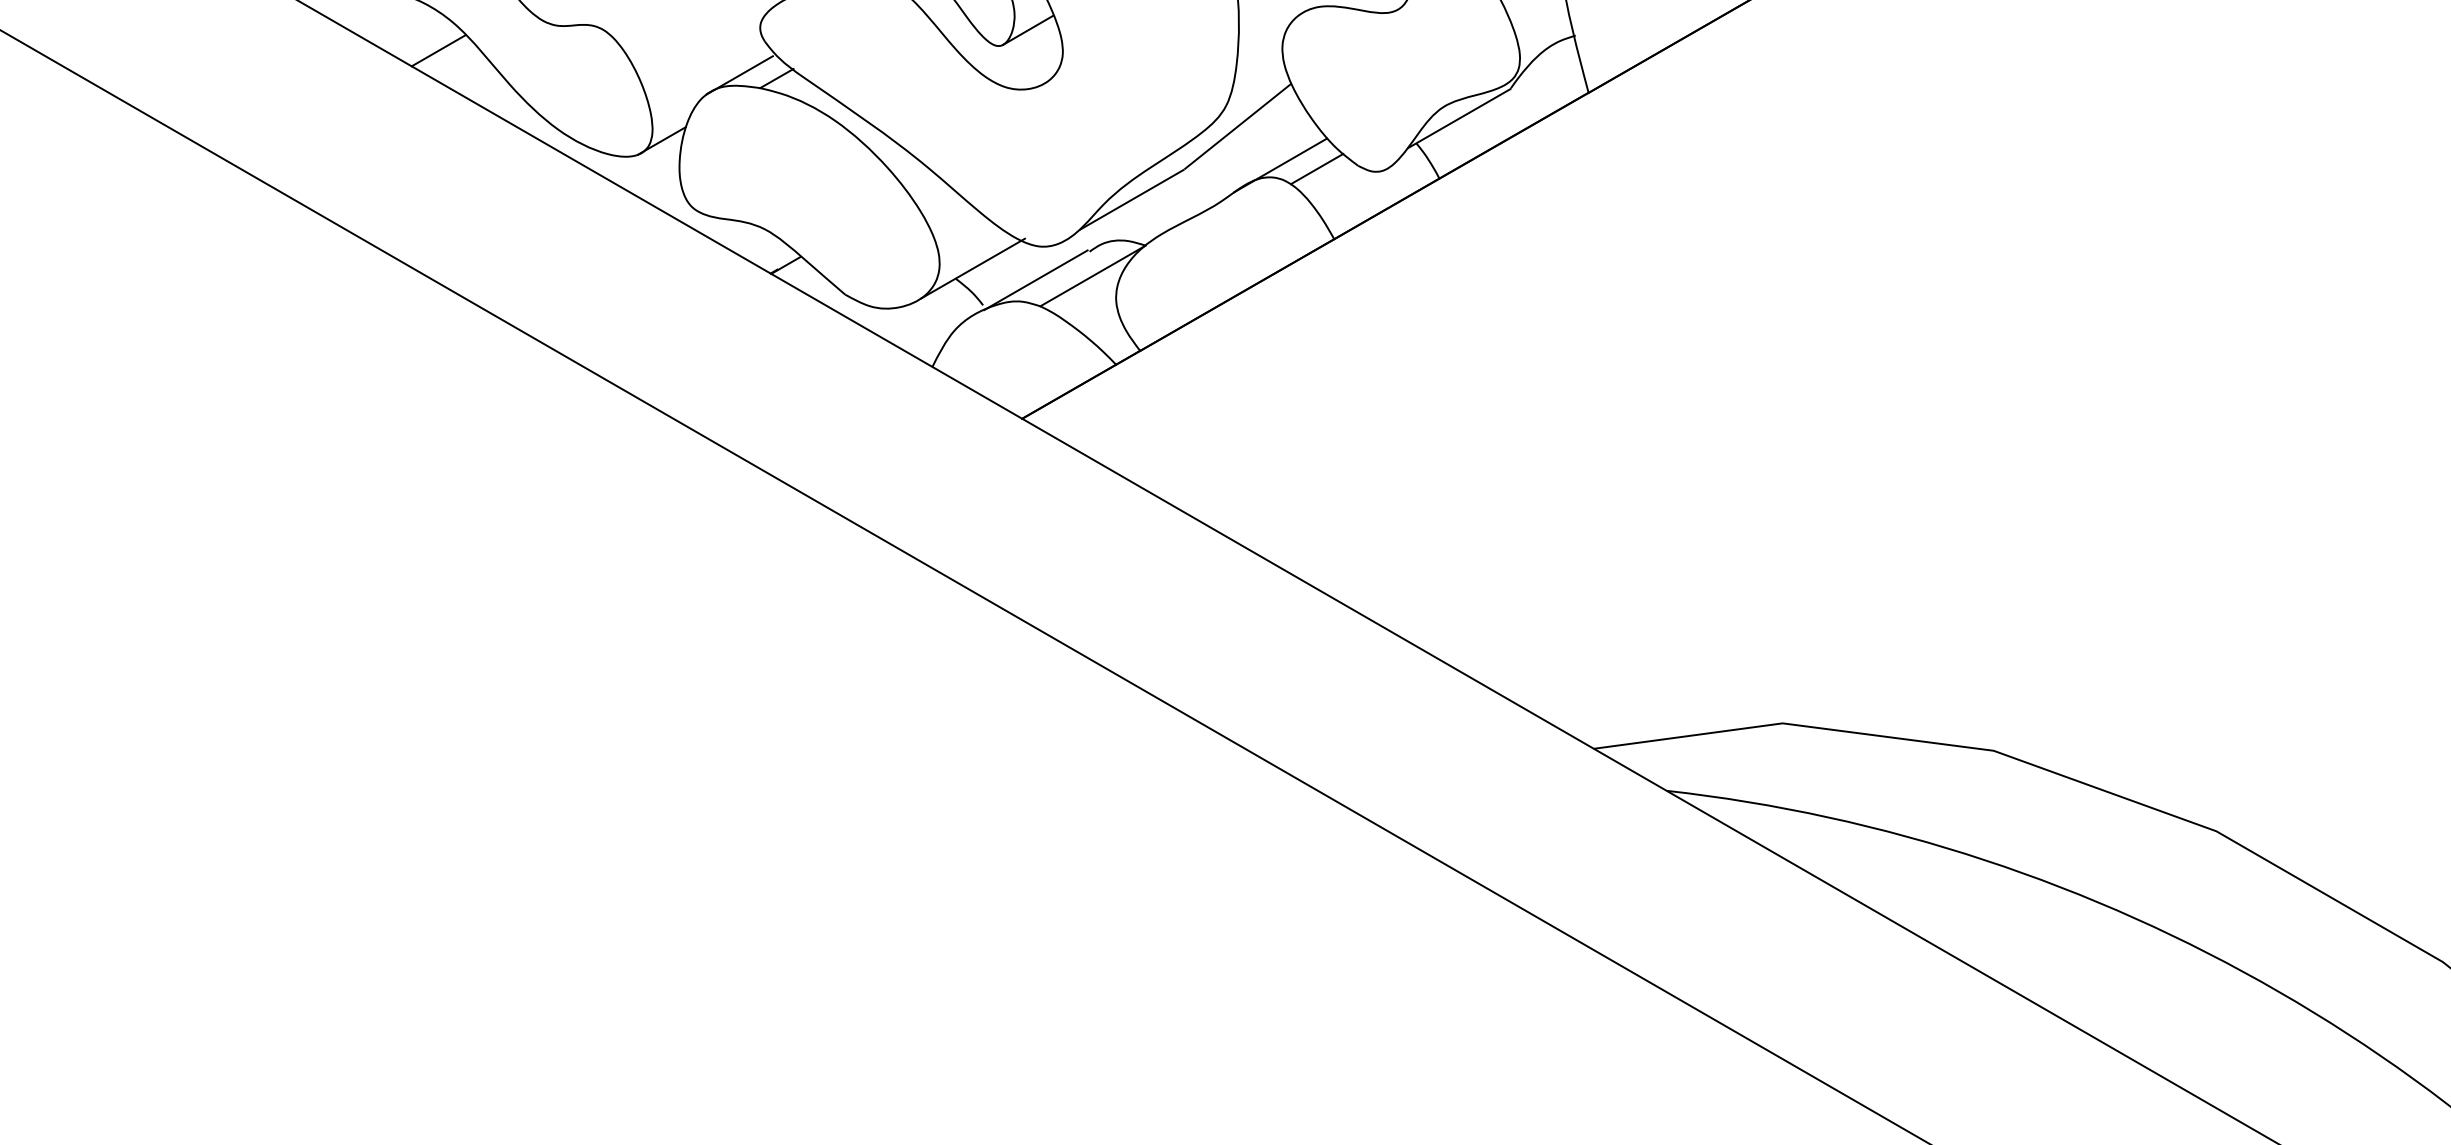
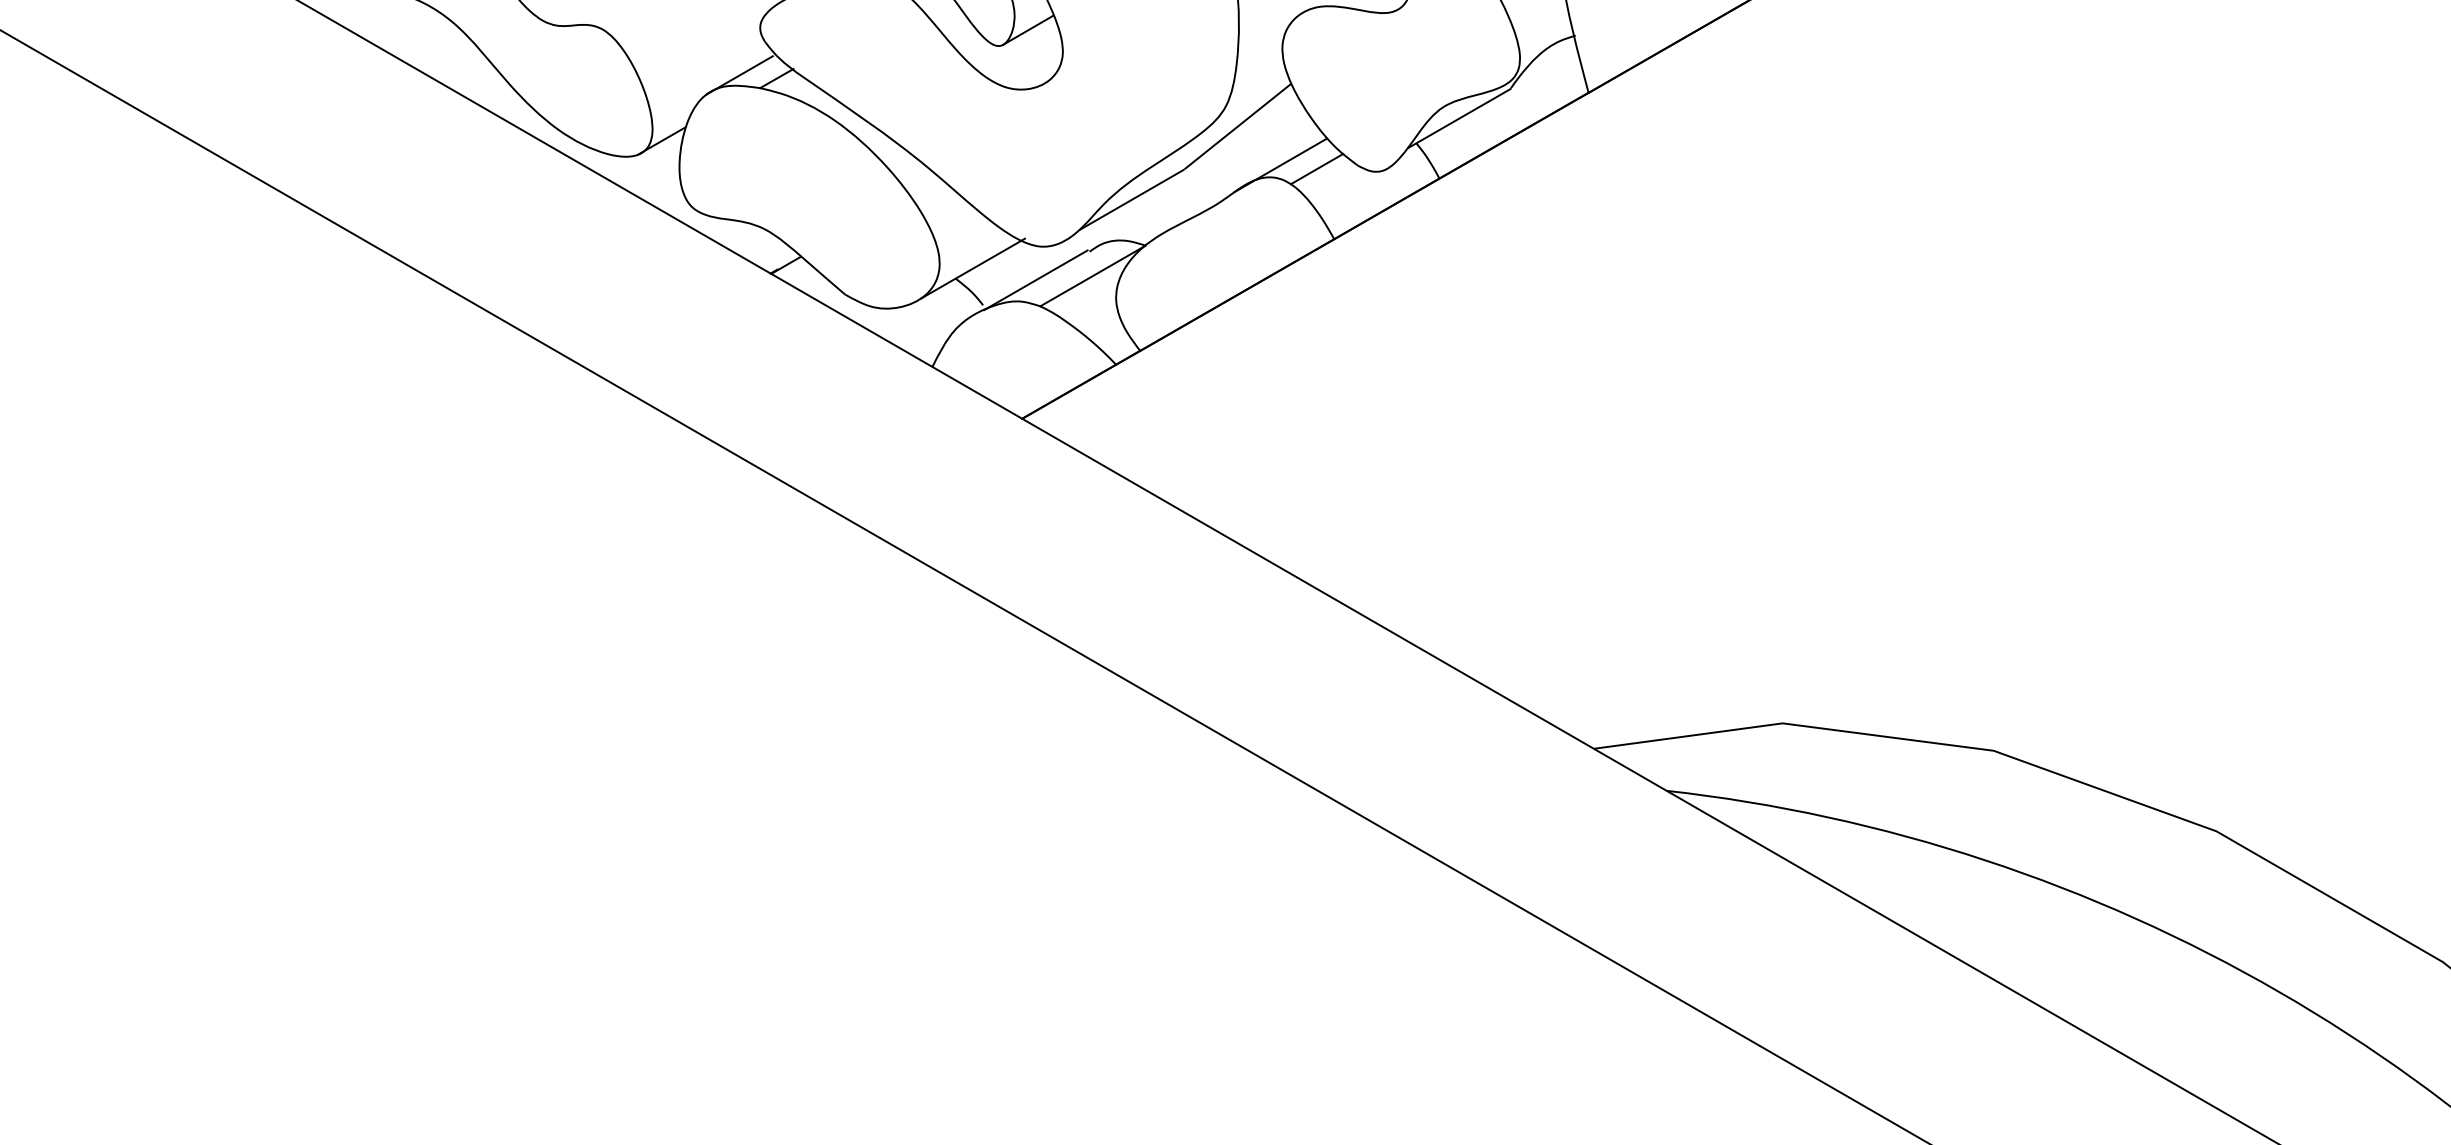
line: present -> none (437, 50)
